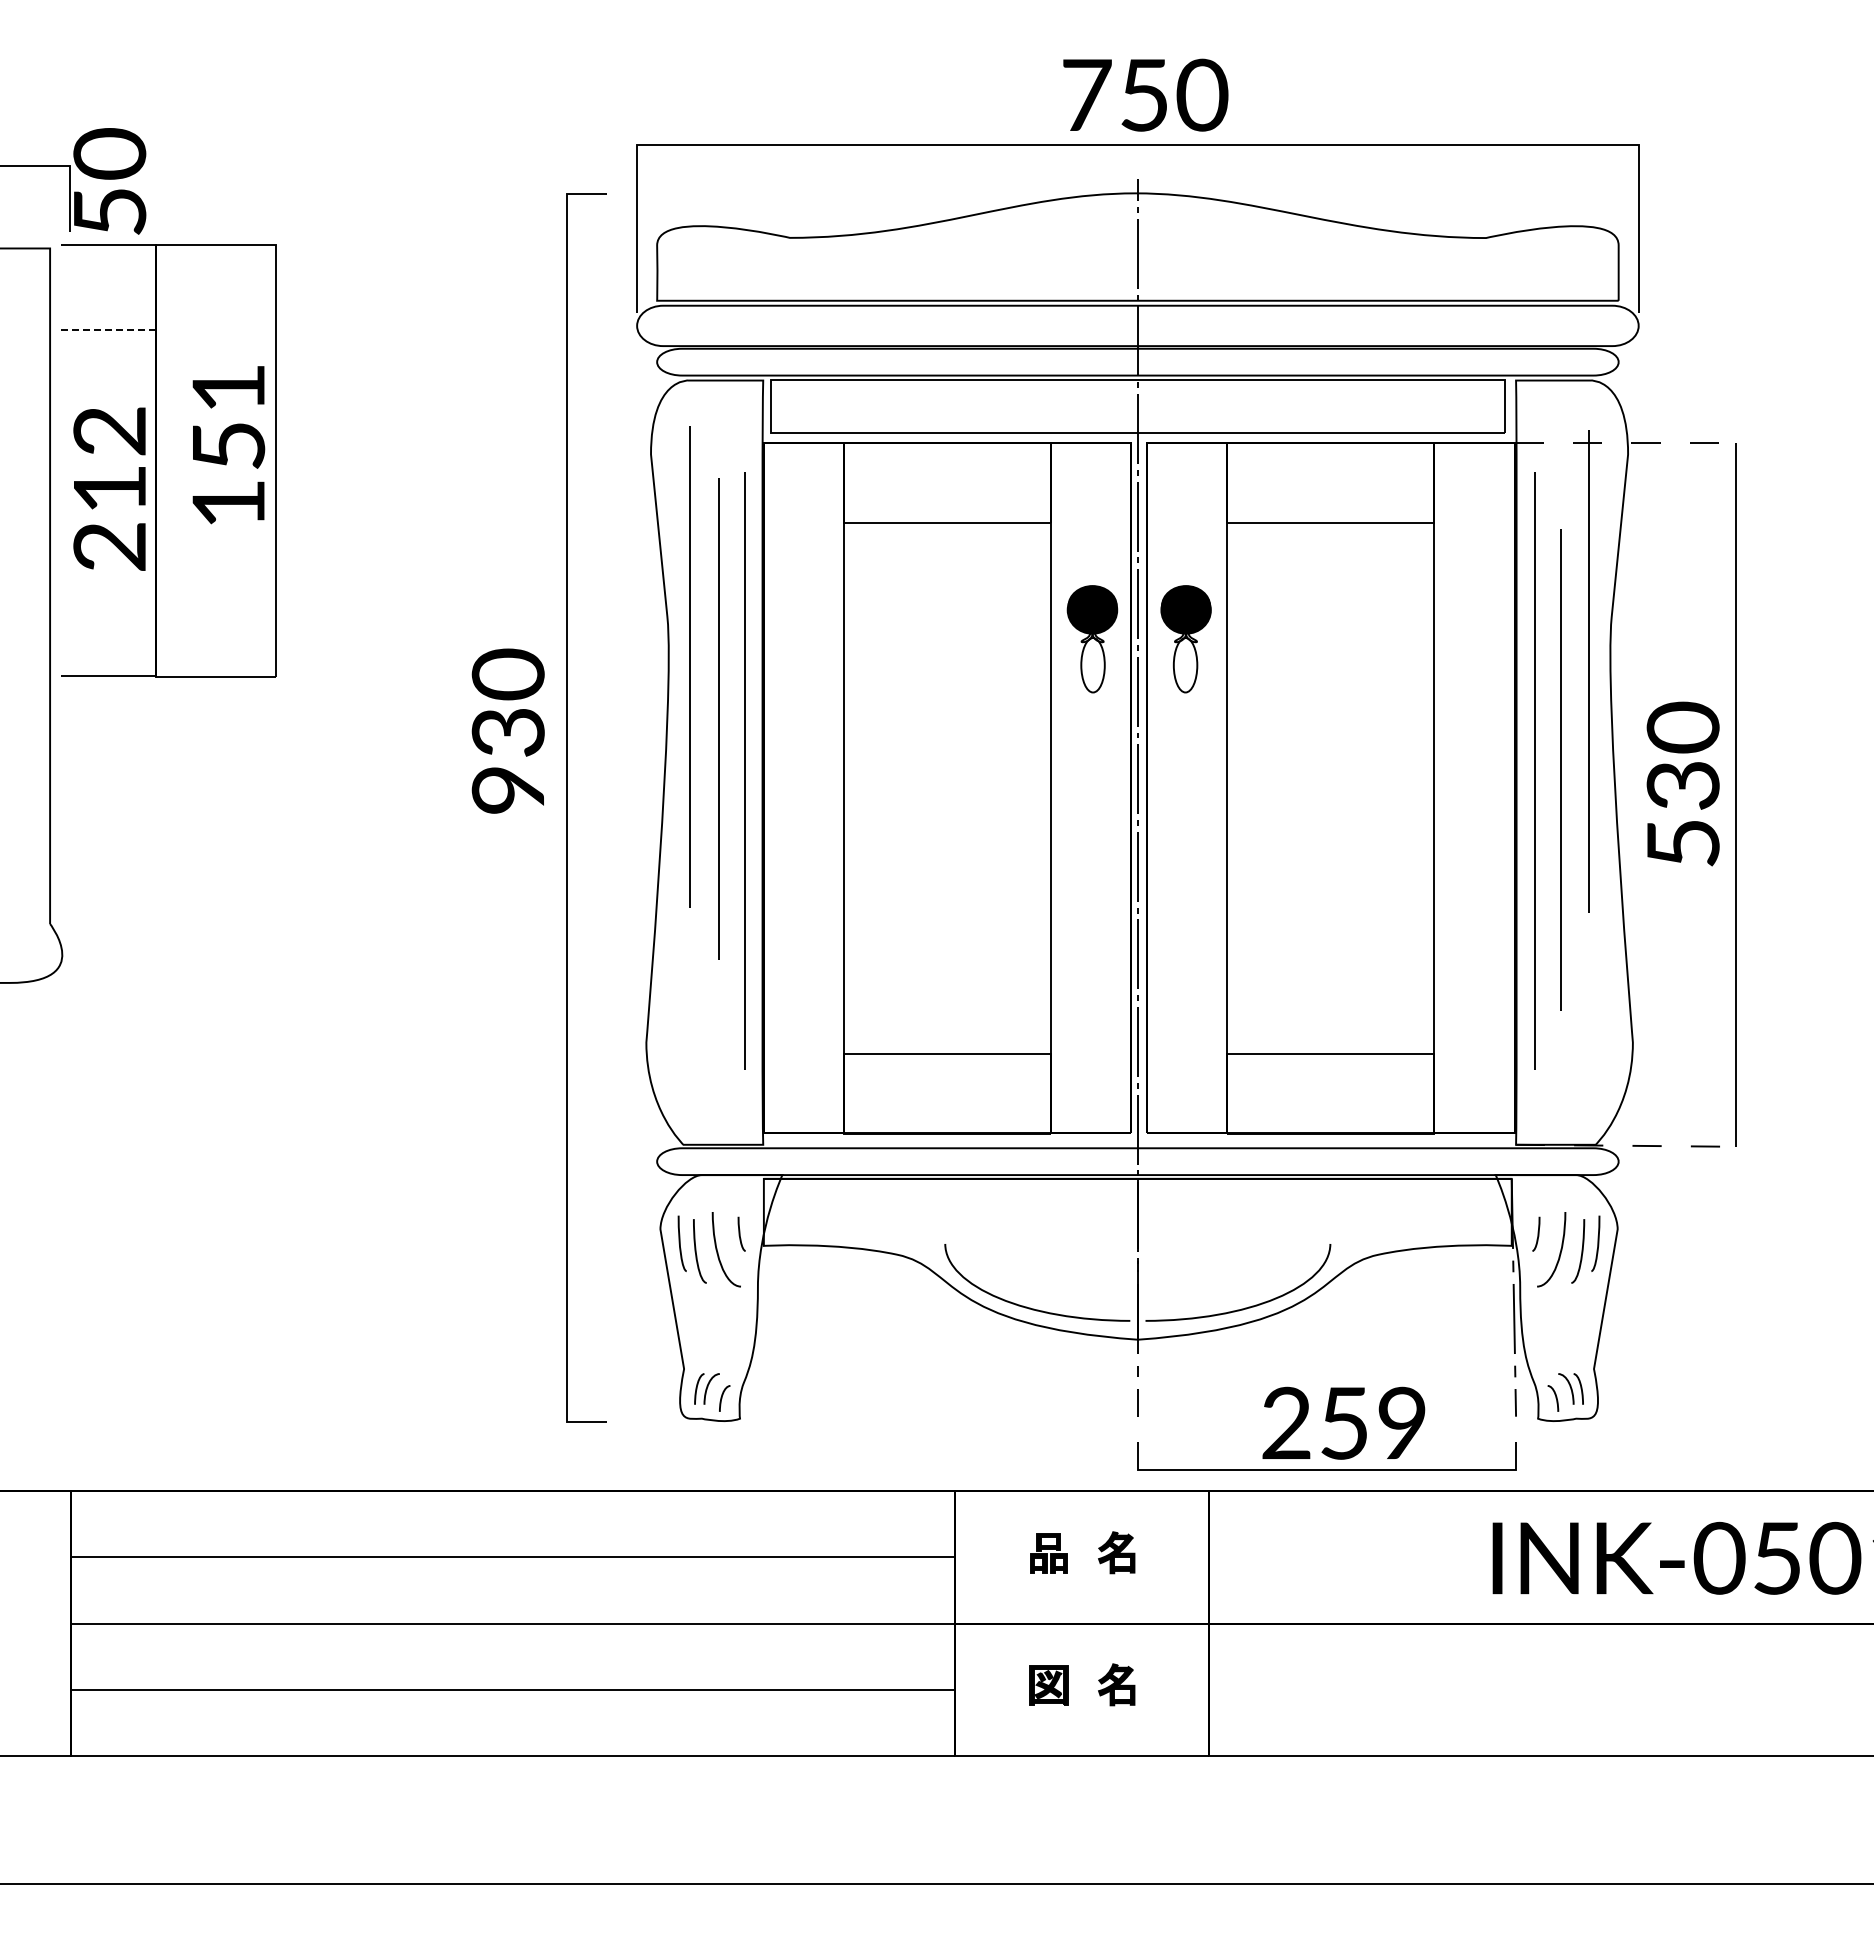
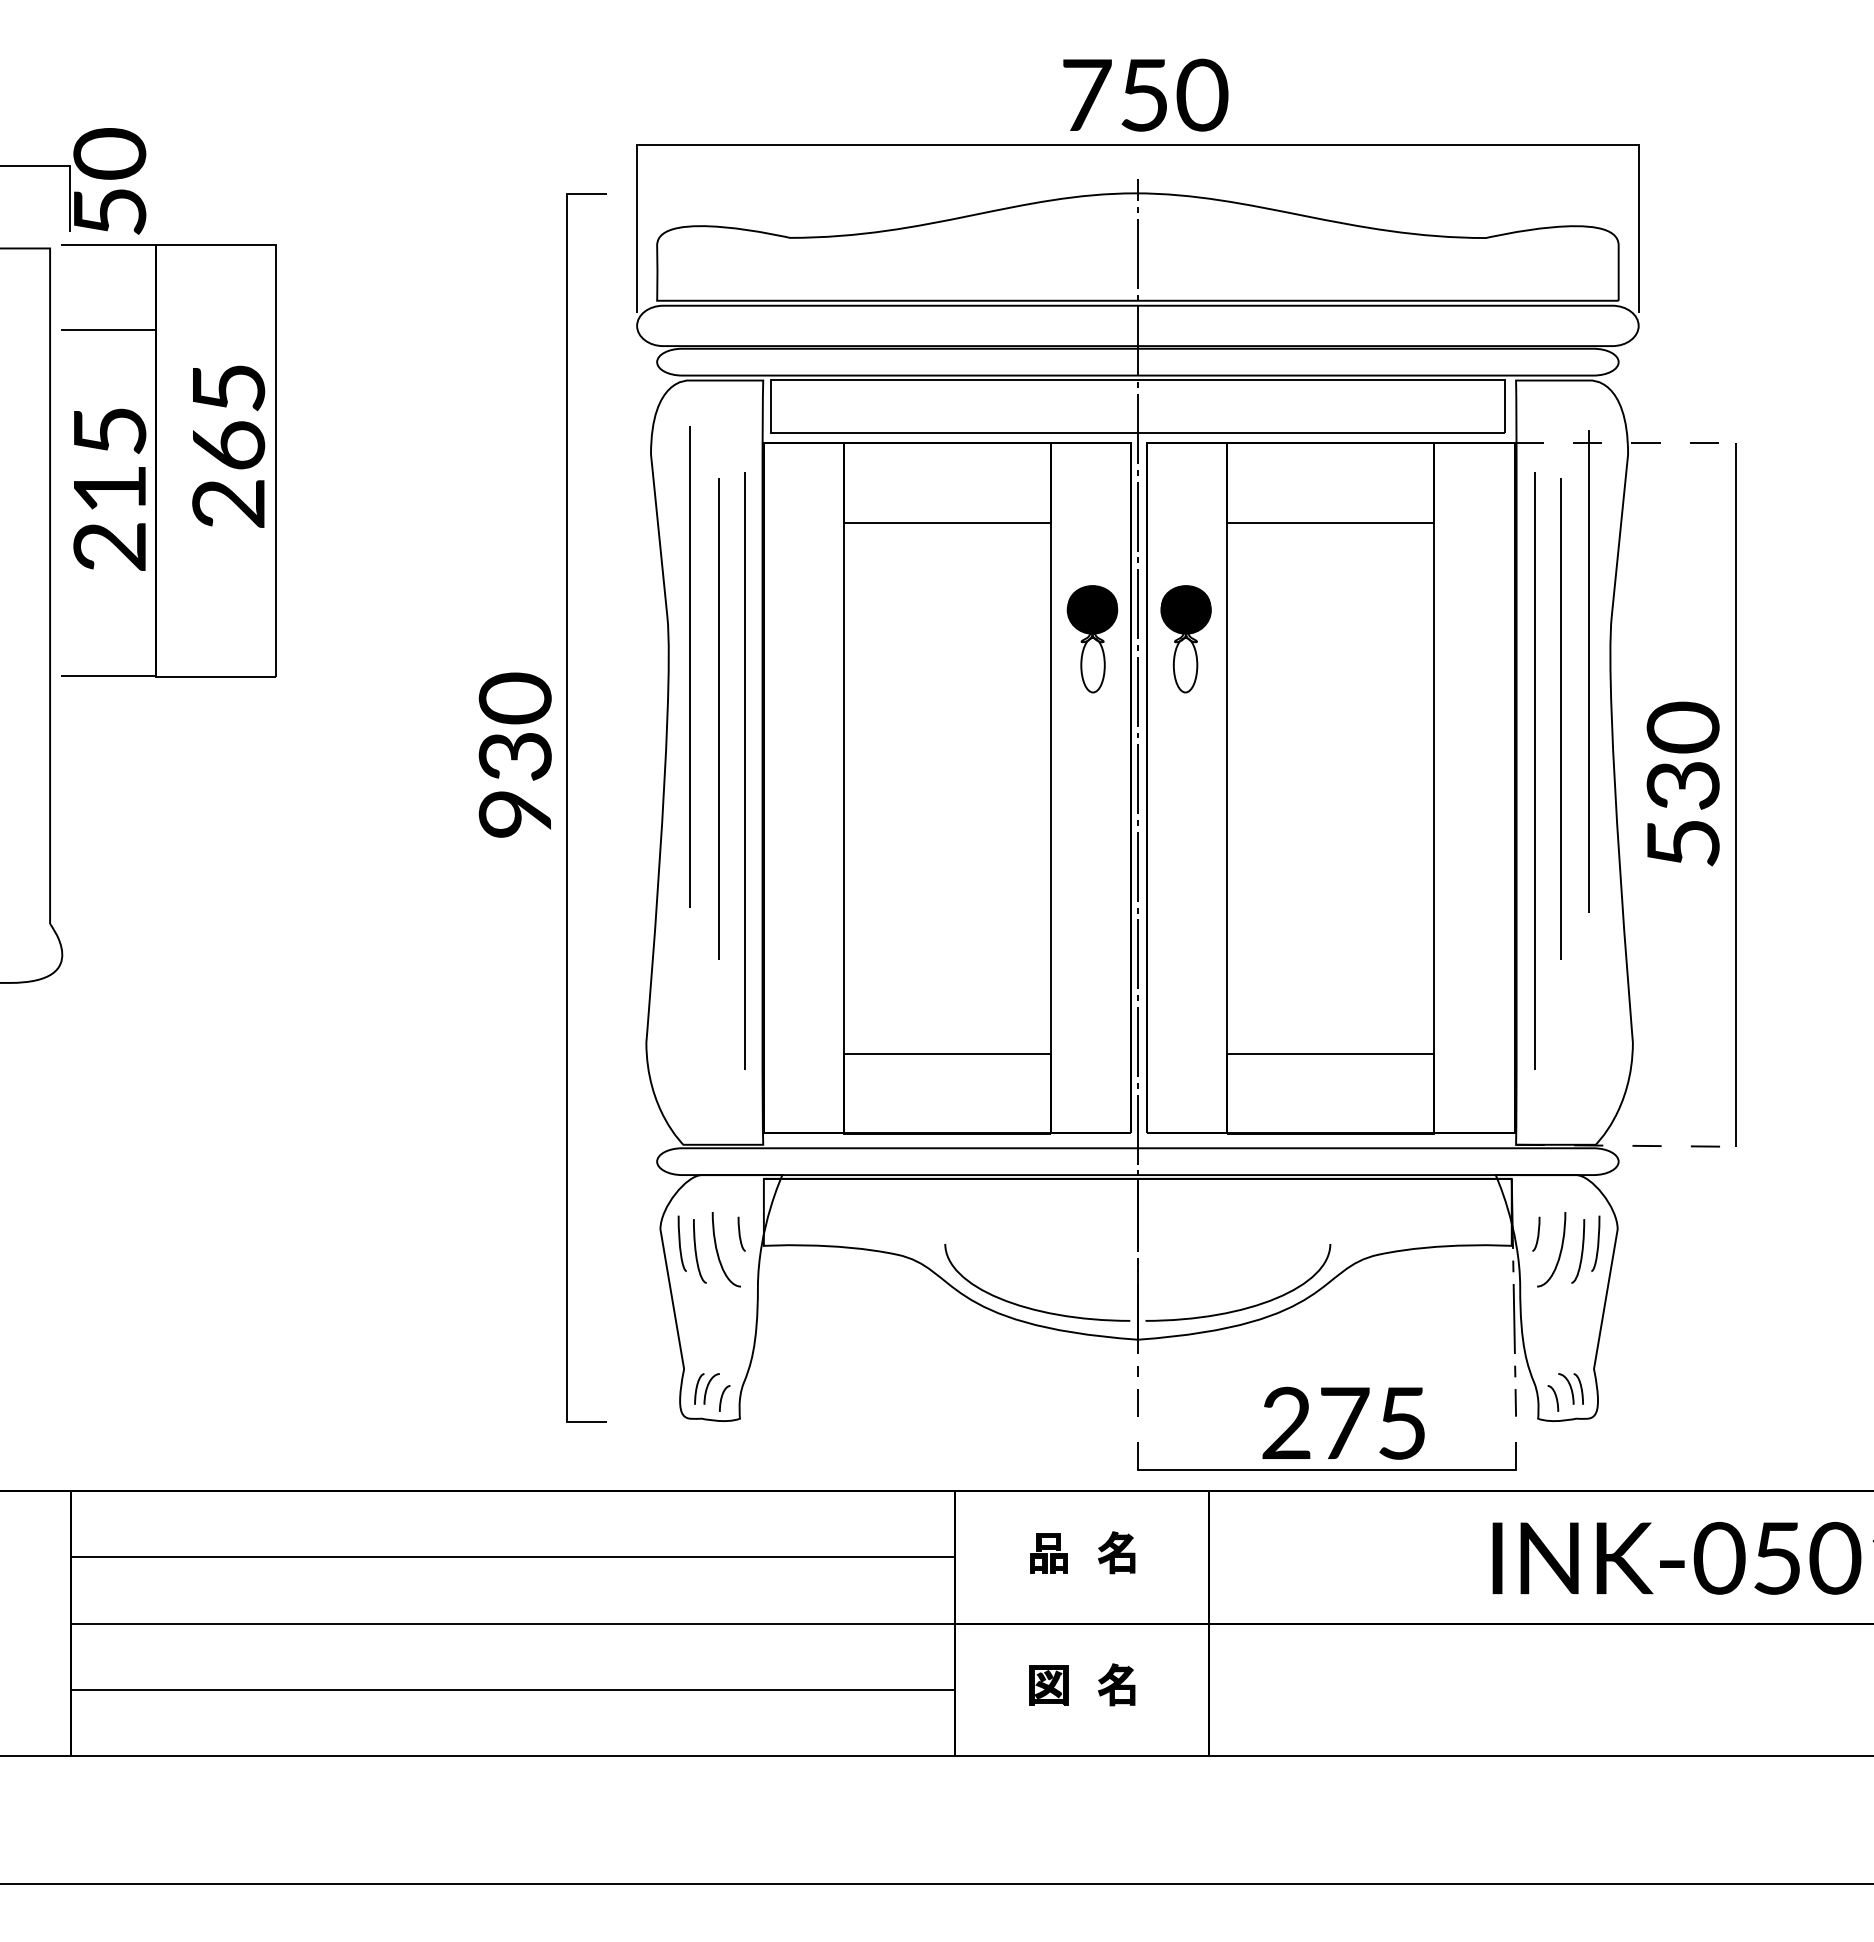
line: dashed -> solid (108, 329)
text: 212 -> 215 (109, 431)
text: 151 -> 265 (228, 446)
text position: (507, 730) -> (514, 754) (514, 754)
line position: (1560, 769) -> (1560, 718) (1560, 718)
text: 259 -> 275 (1373, 1422)
